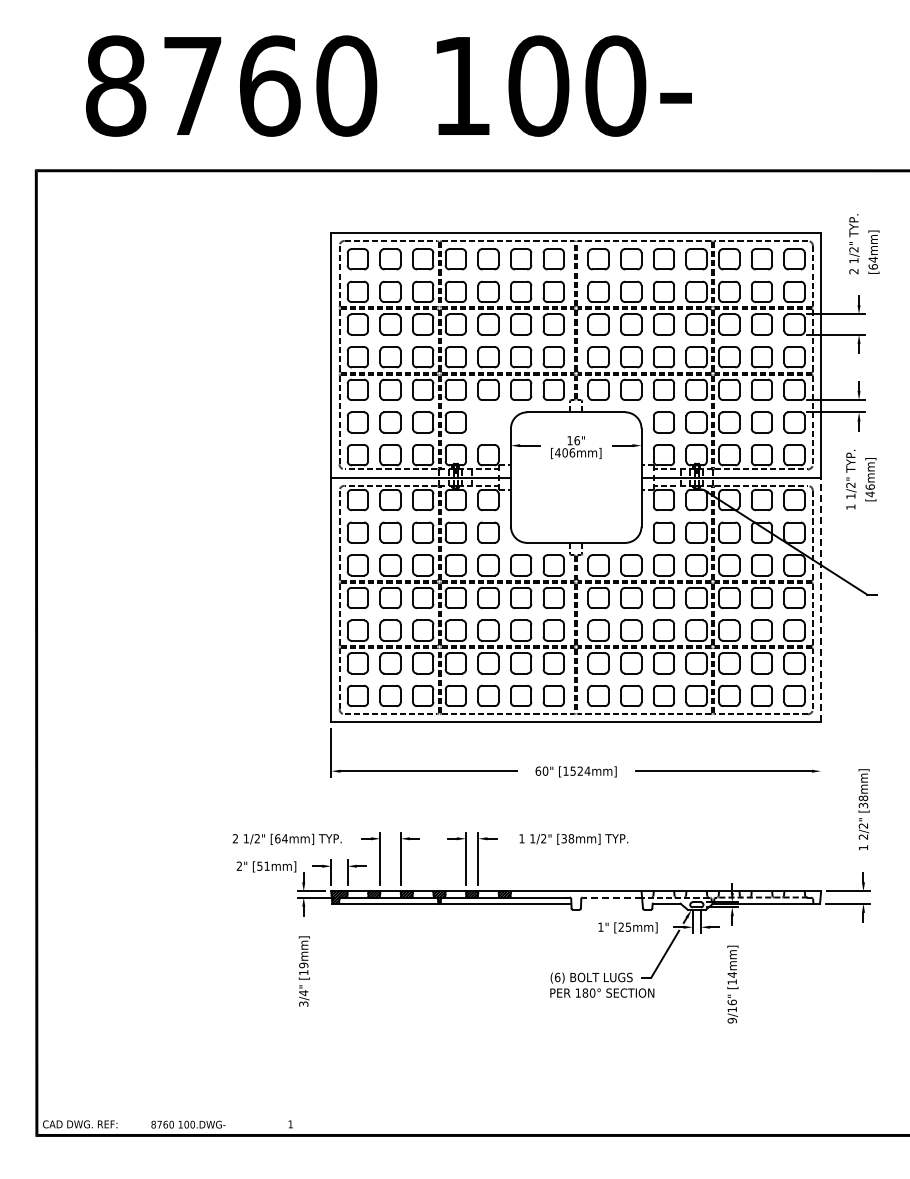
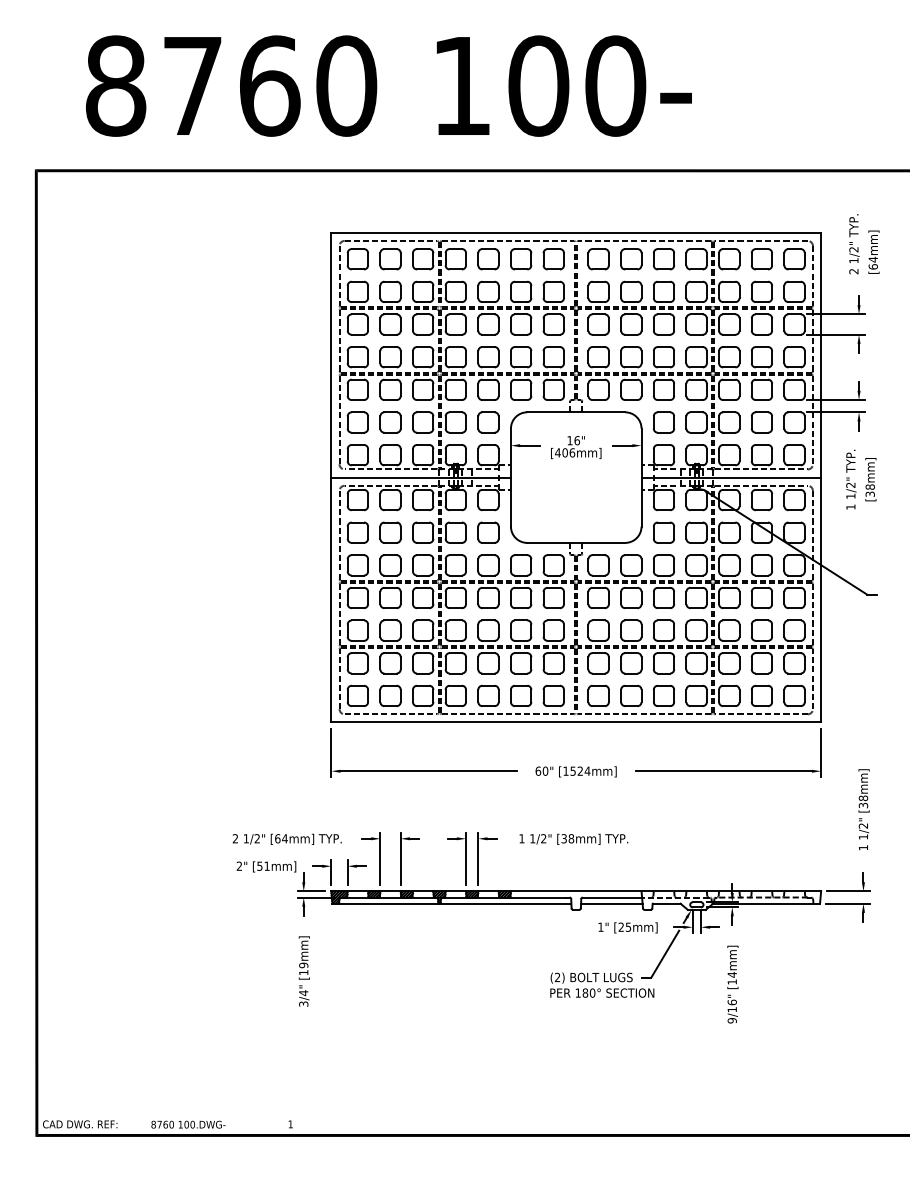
part: none -> present (488, 422)
text: [46mm] -> [38mm] (869, 490)
line: dashed -> solid (821, 599)
line: none -> present (821, 752)
text: 2/2" -> 1/2" (862, 836)
line: dashed -> solid (612, 897)
line: none -> present (611, 903)
text: (6) -> (2) (557, 977)
